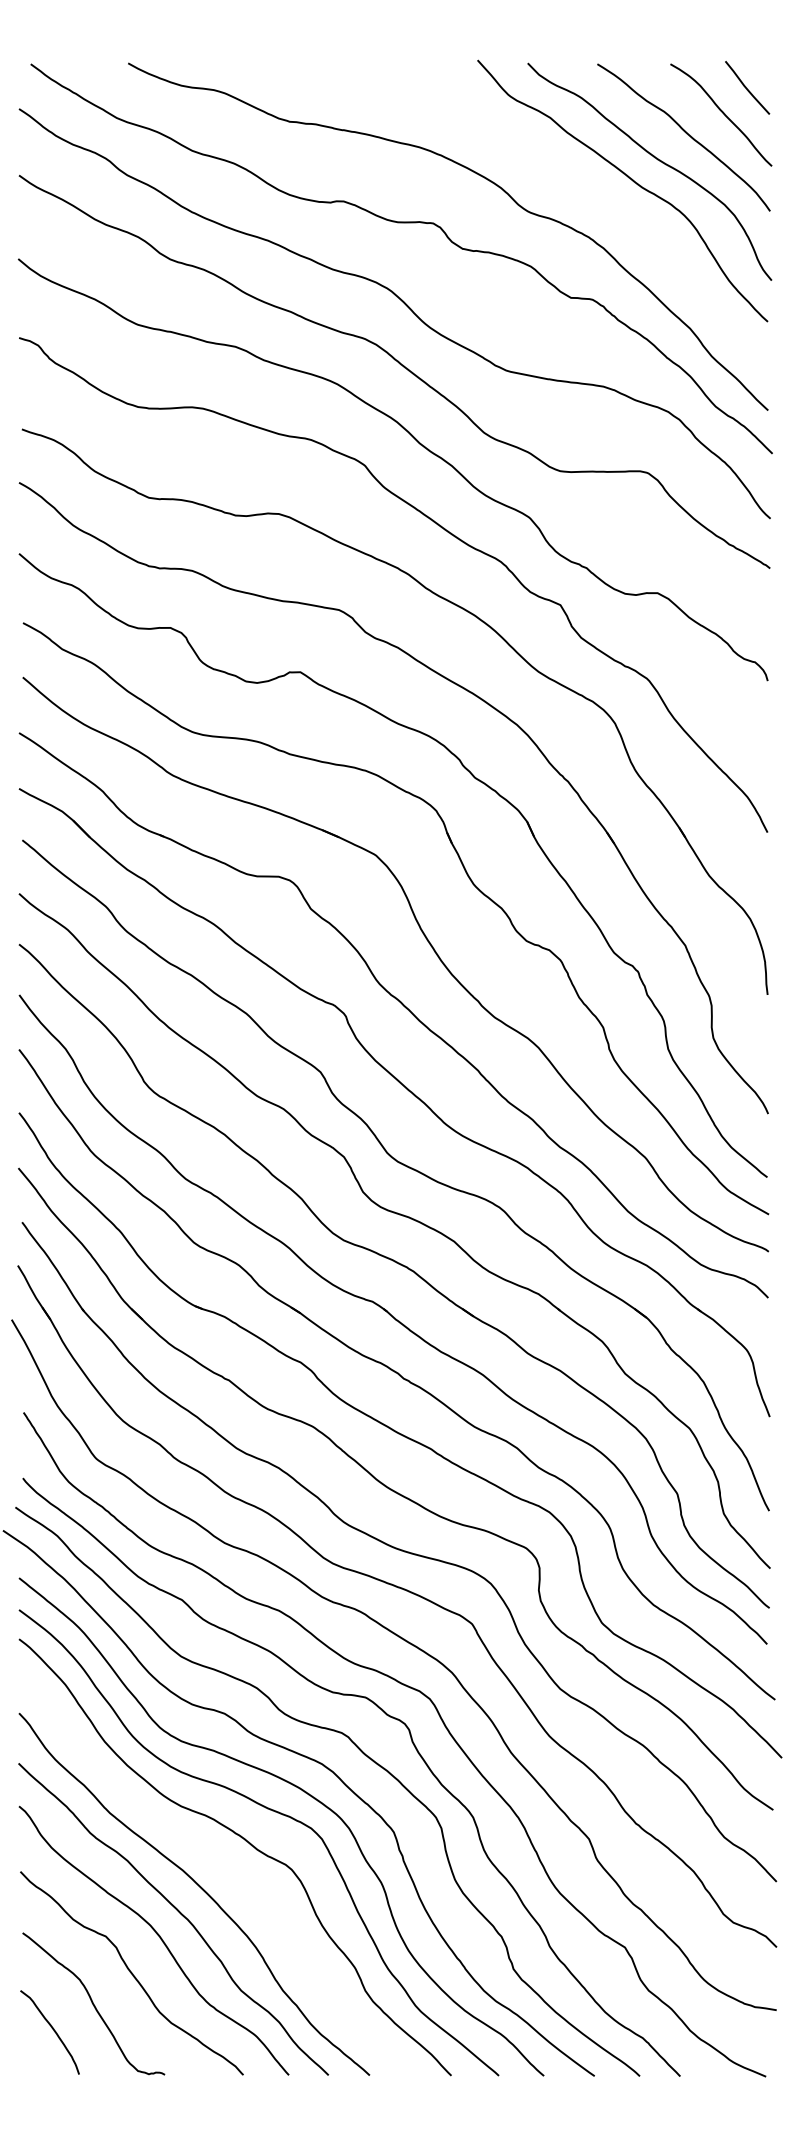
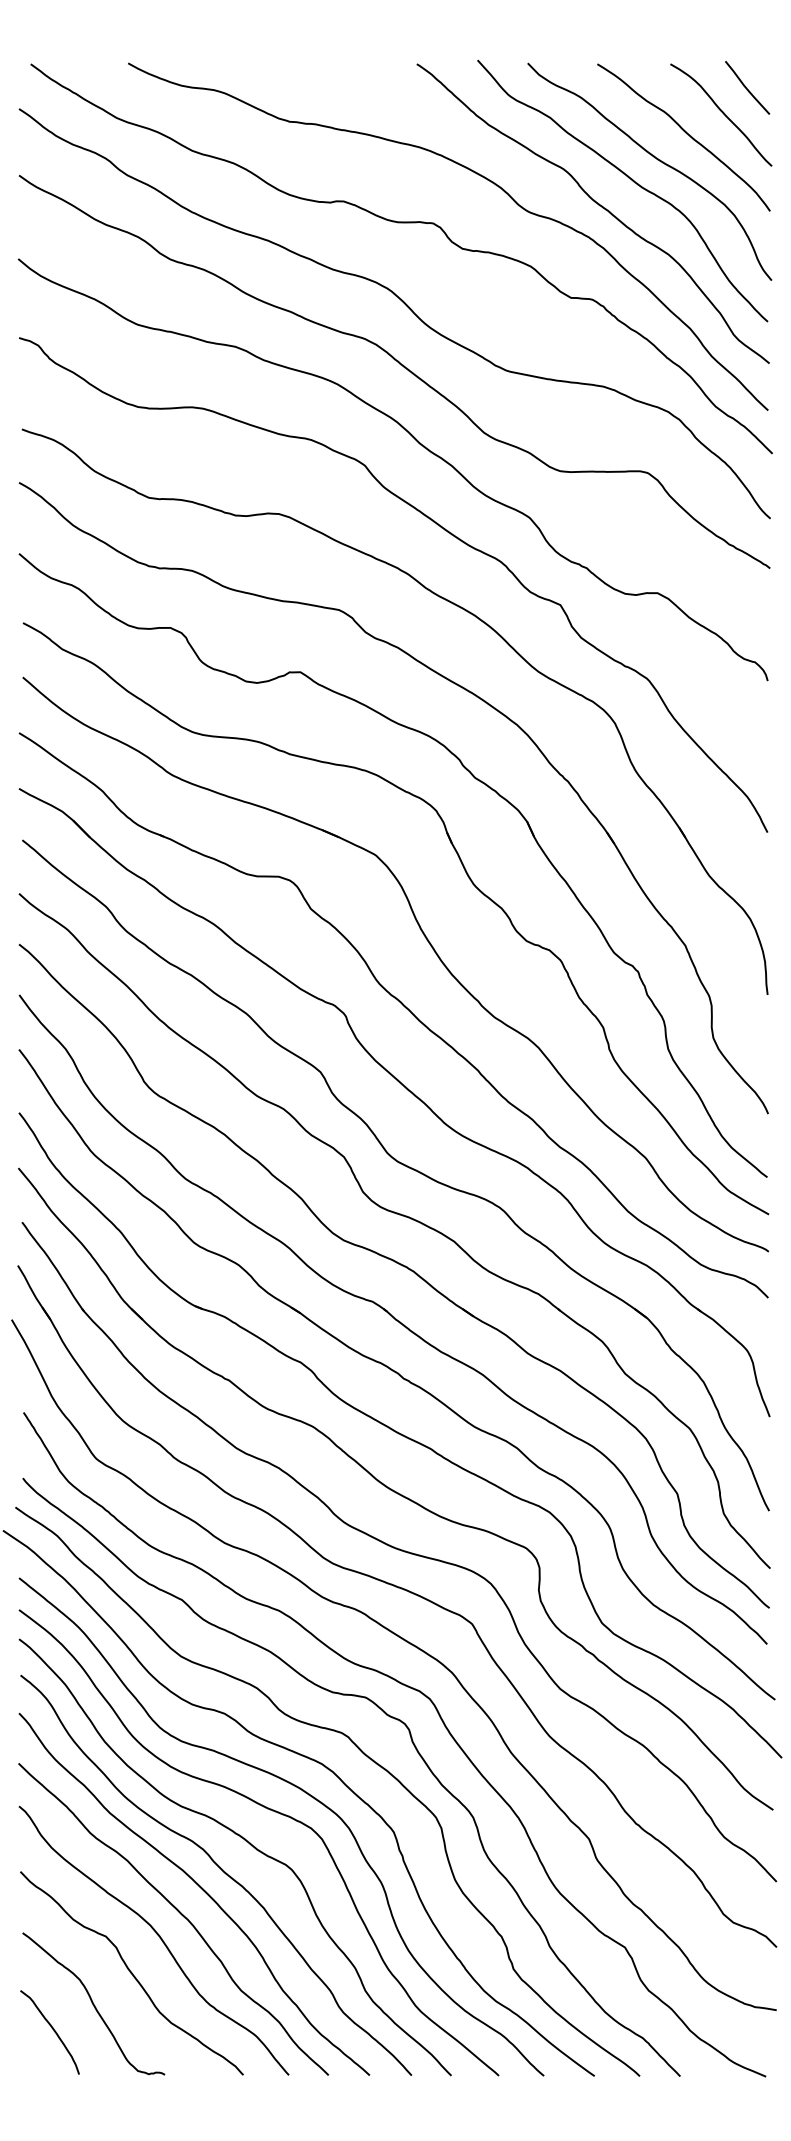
curve: none -> present (599, 206)
curve: none -> present (220, 1869)
